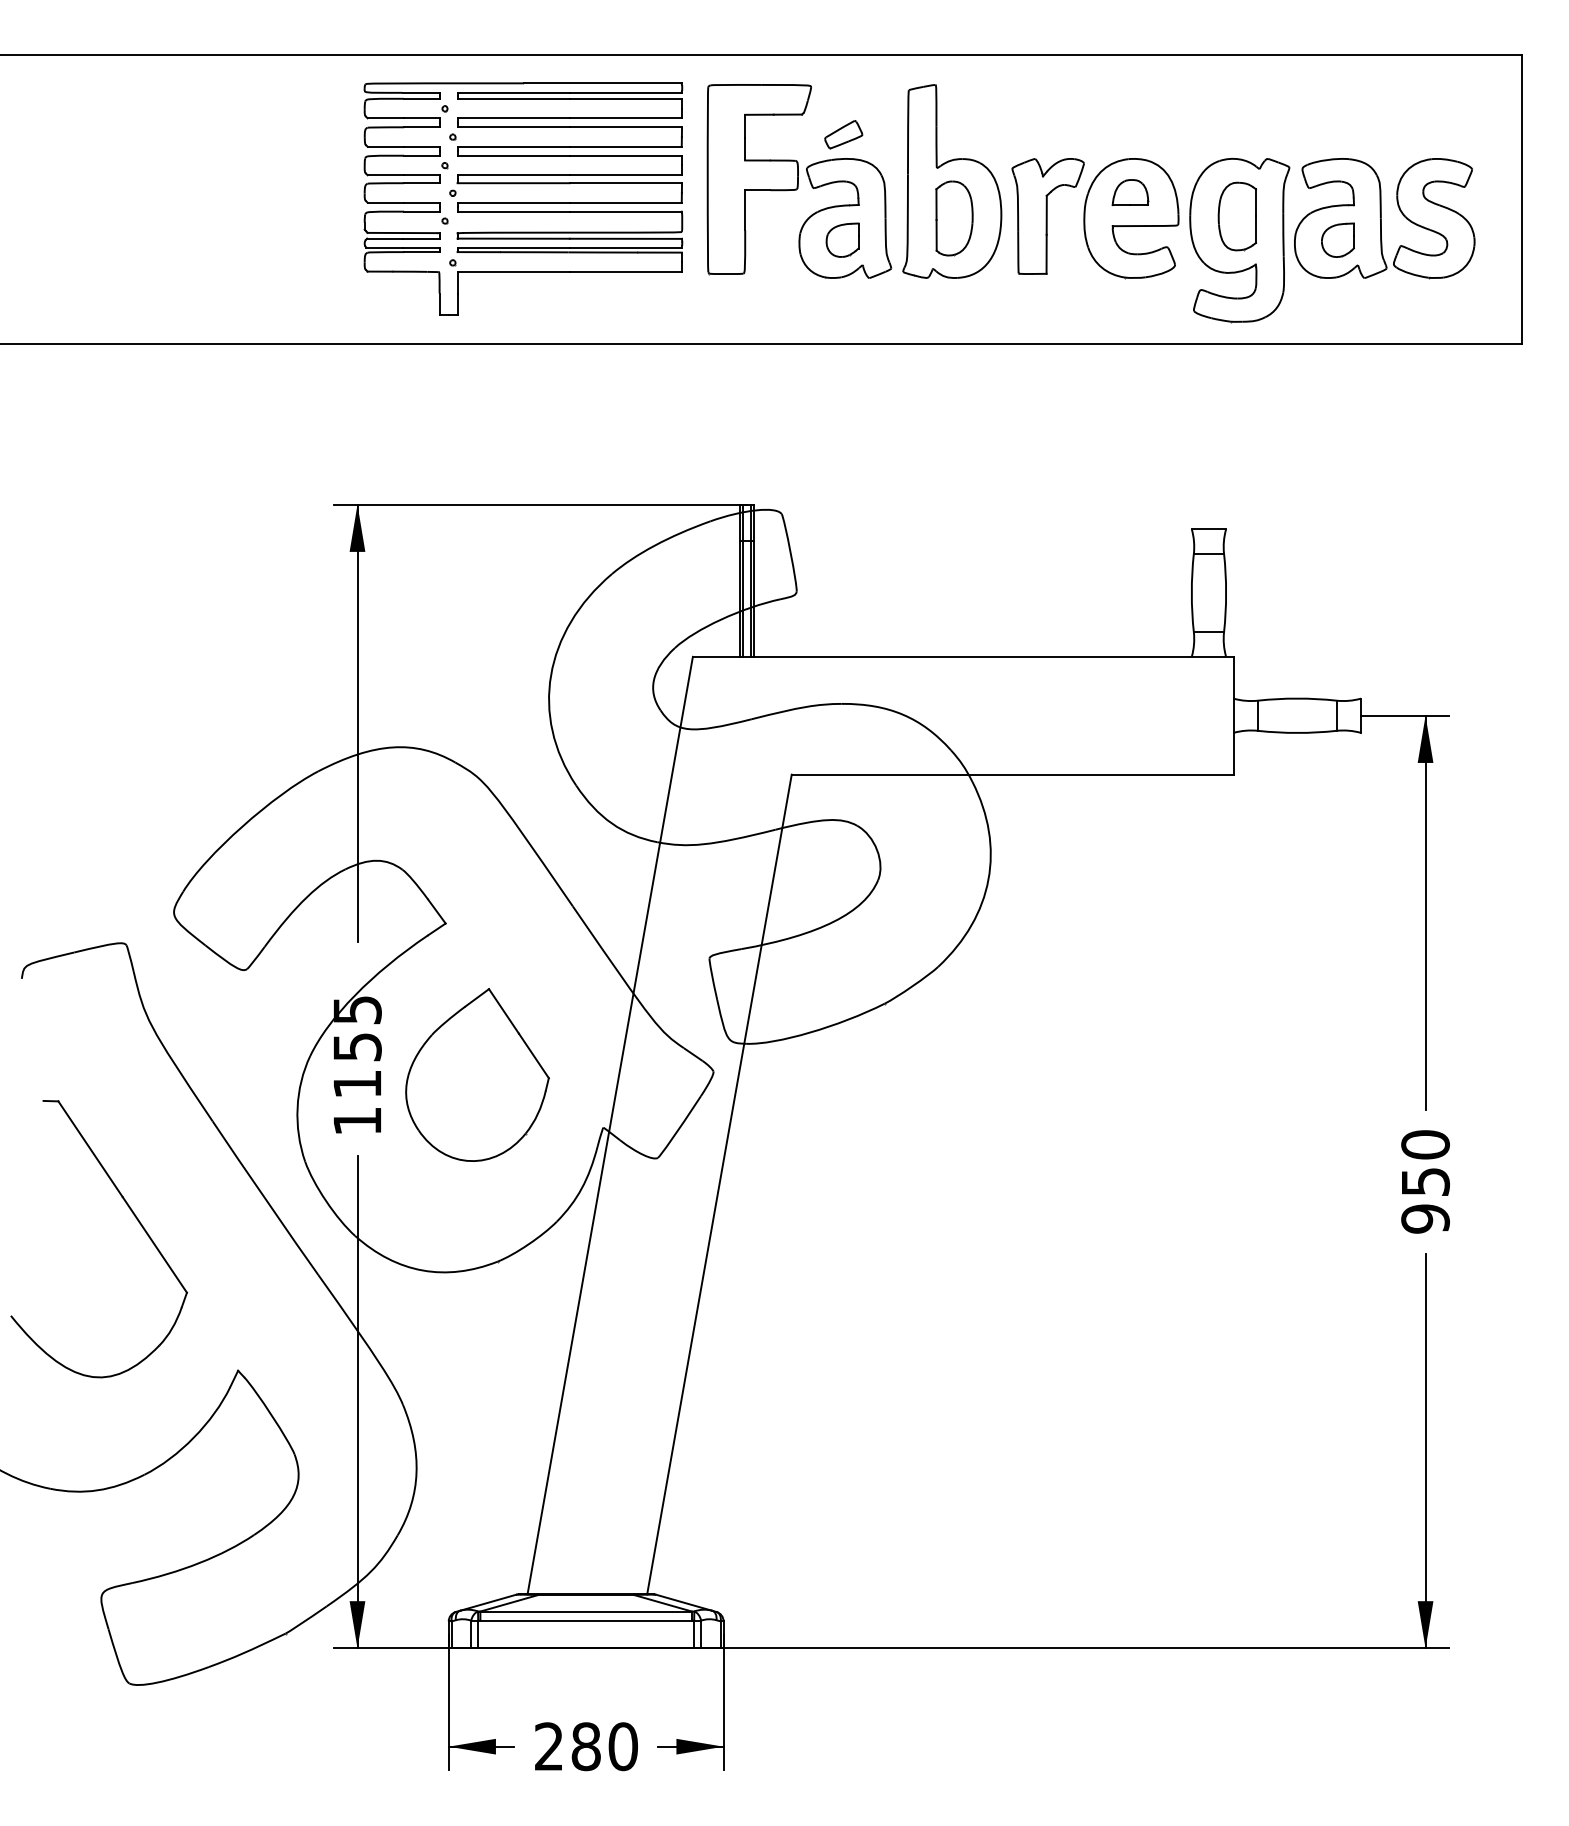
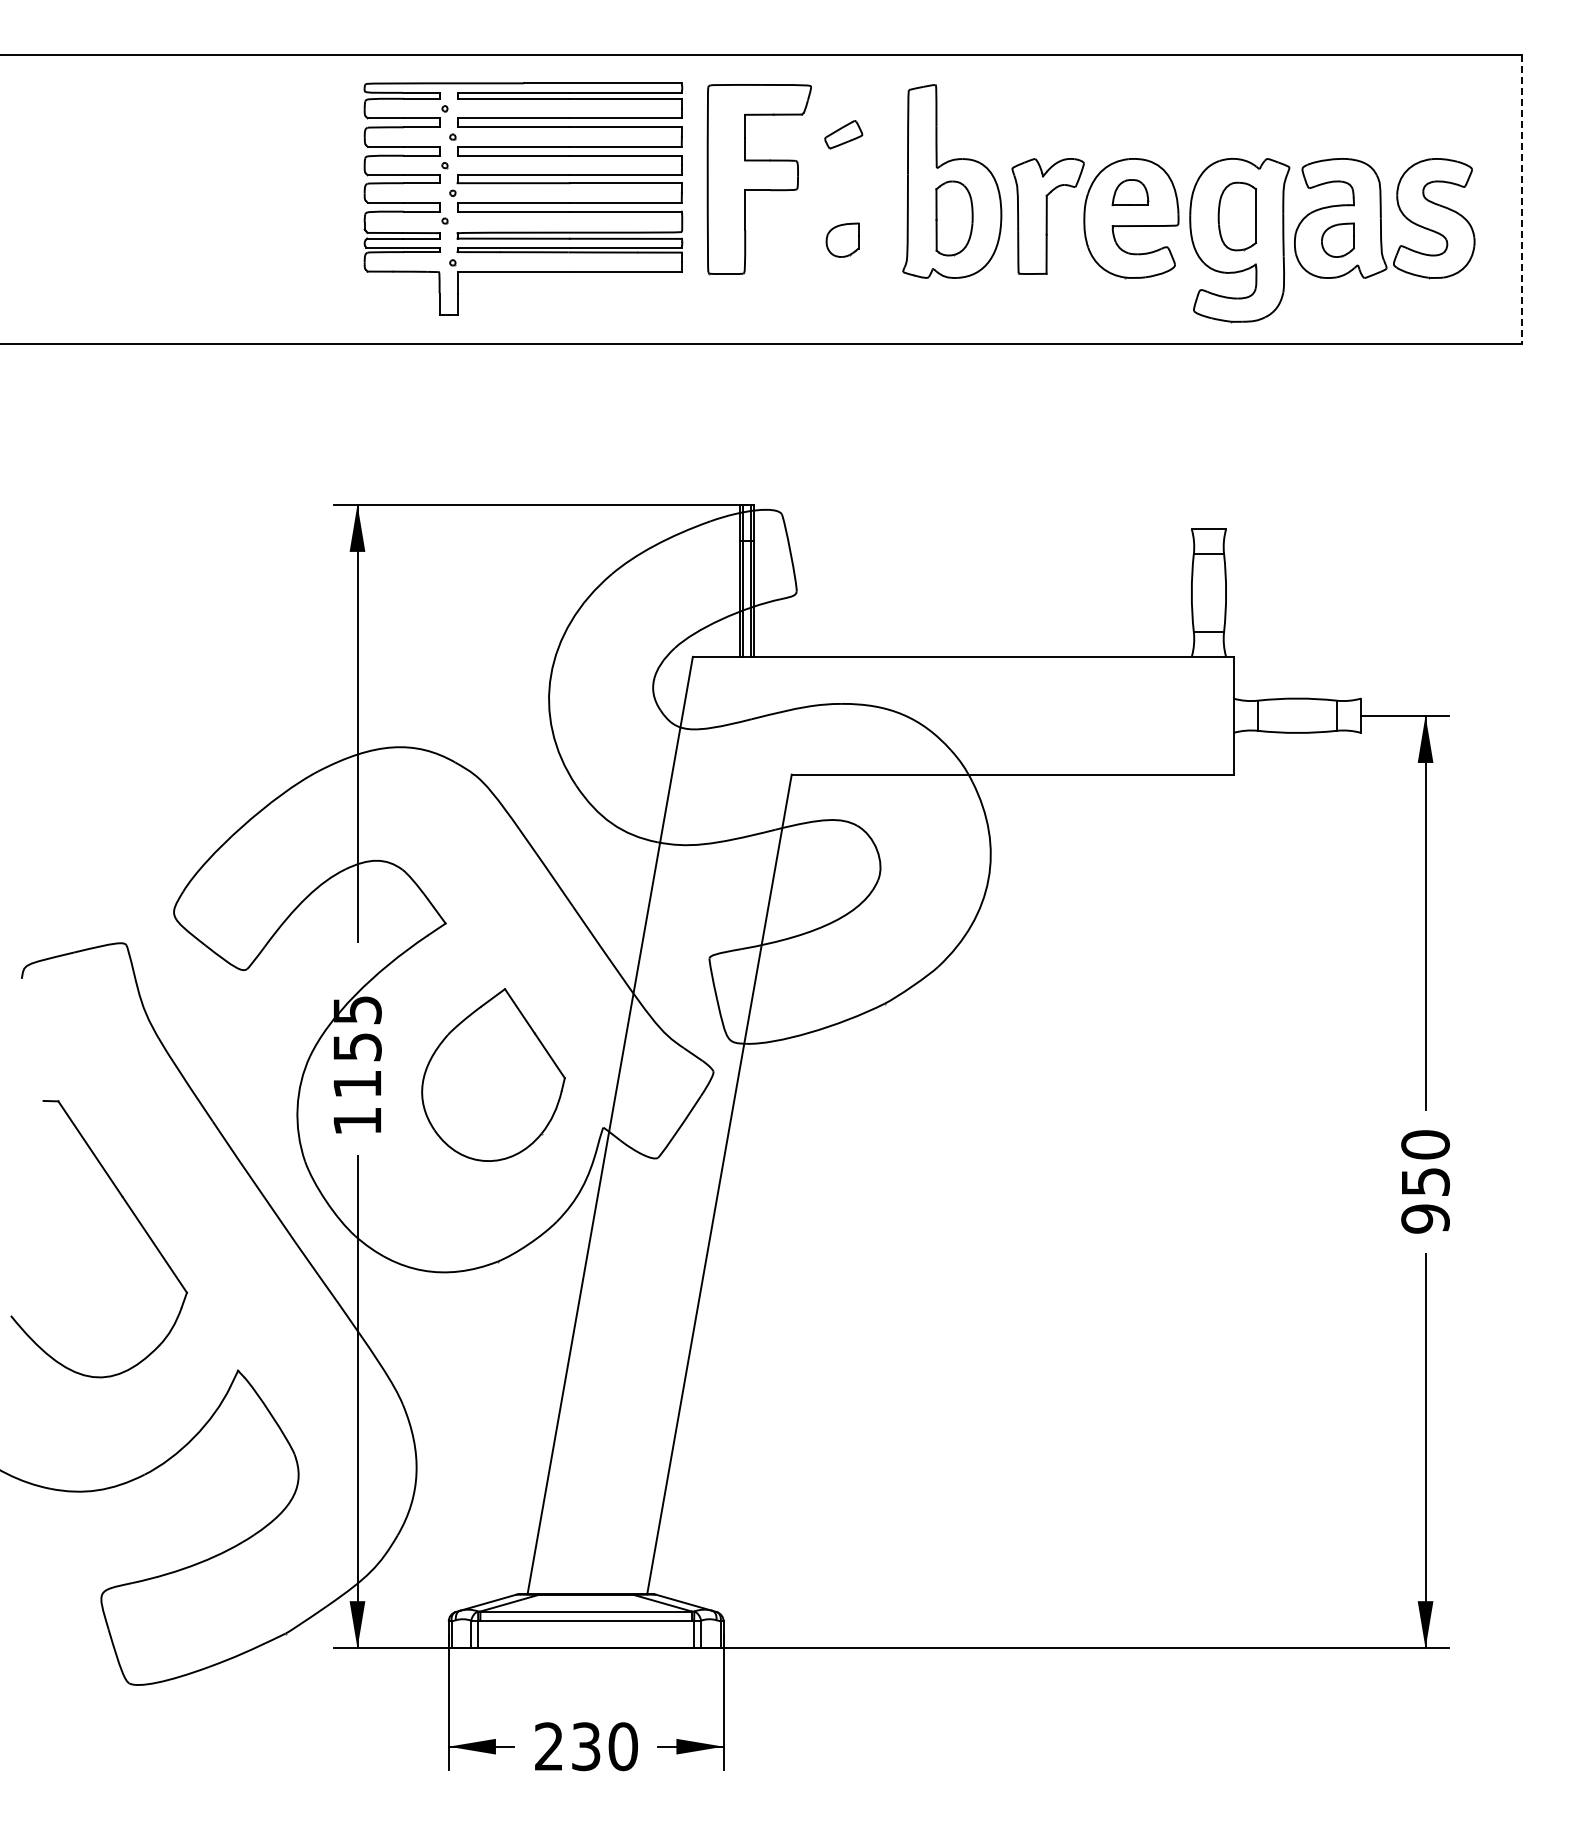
line: solid -> dashed (1521, 199)
part: present -> none (845, 218)
part position: (477, 1074) -> (493, 1074) (493, 1074)
text: 280 -> 230 (585, 1746)
